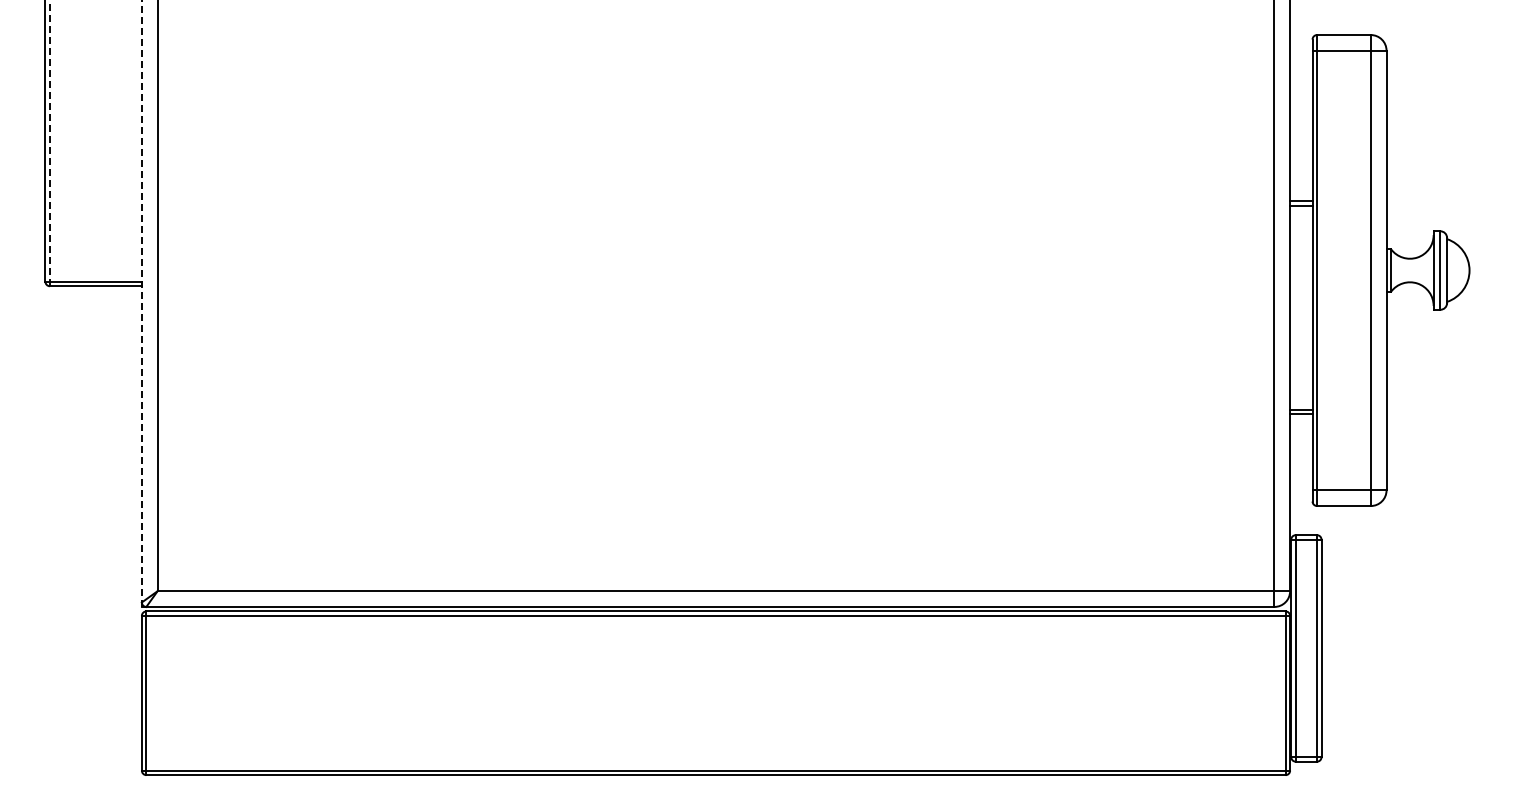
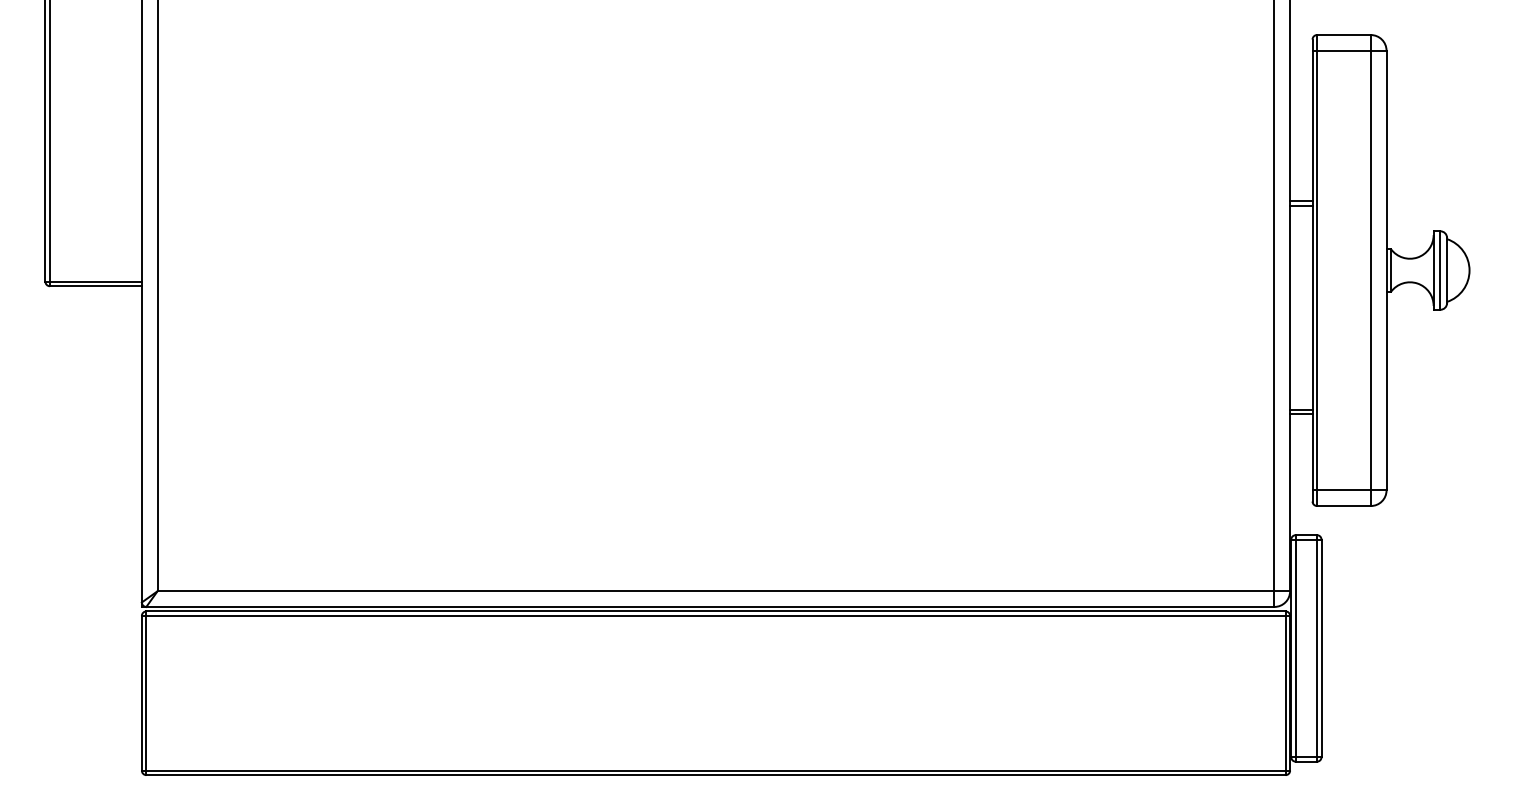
line: dashed -> solid (49, 143)
line: dashed -> solid (141, 303)
